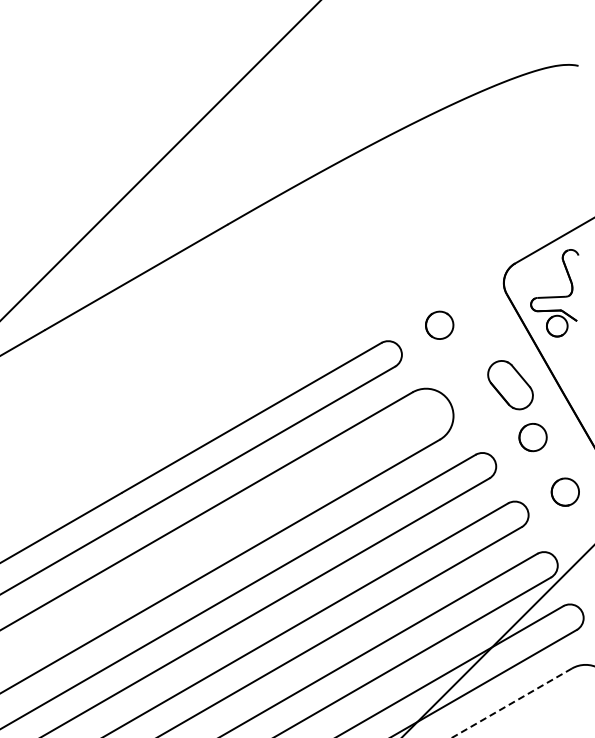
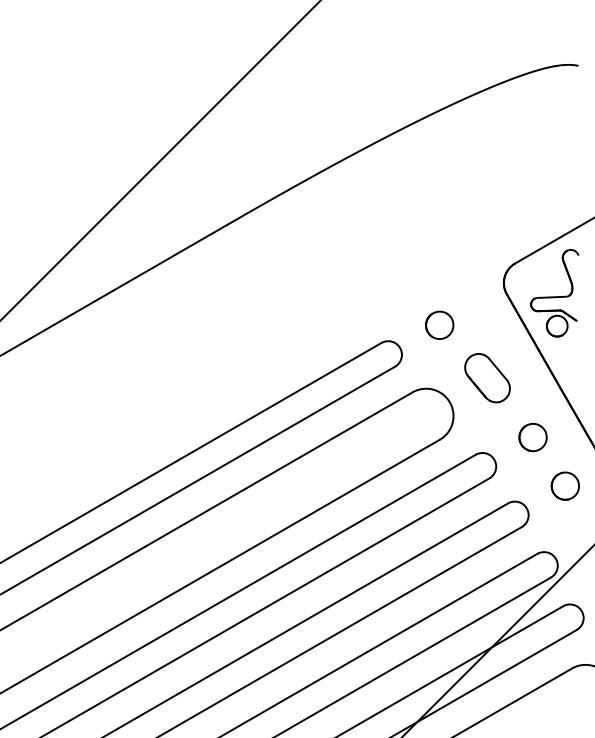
part position: (510, 385) -> (487, 378) (487, 378)
part position: (564, 491) -> (564, 485) (564, 485)
line: dashed -> solid (512, 703)
